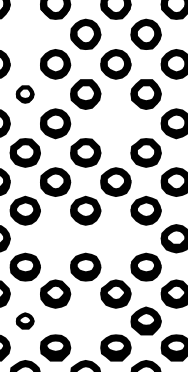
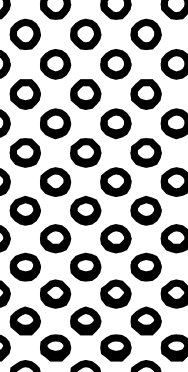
part: none -> present (24, 33)
part size: 20x19 px -> 32x31 px (24, 94)
part: none -> present (115, 123)
part: none -> present (55, 238)
part: none -> present (115, 238)
part size: 20x18 px -> 32x30 px (24, 320)
part: none -> present (85, 320)
